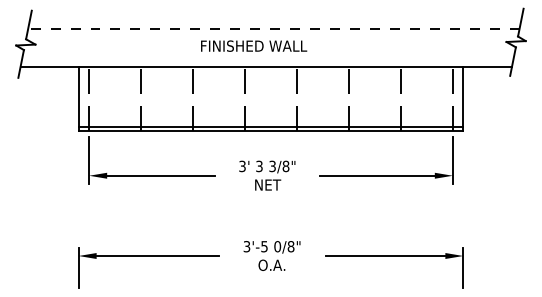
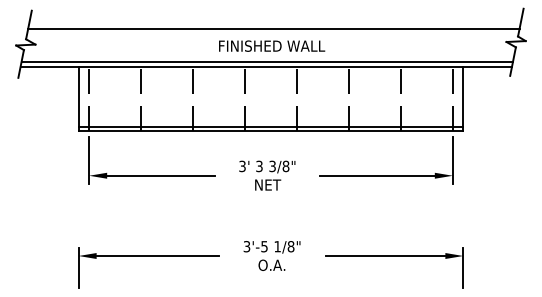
line: dashed -> solid (273, 29)
text position: (254, 45) -> (272, 45) (272, 45)
line: none -> present (266, 62)
text: 0/8" -> 1/8" (277, 246)
